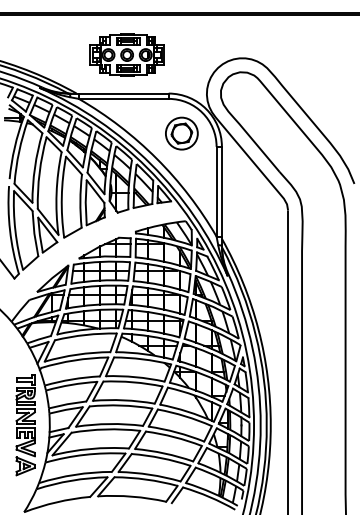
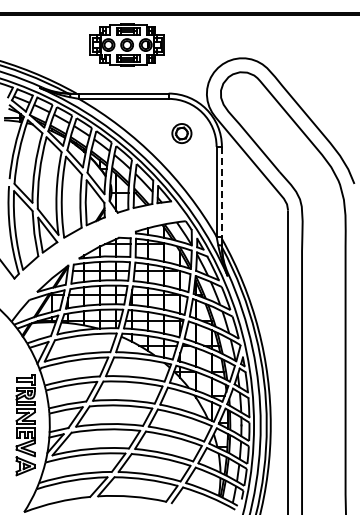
part position: (126, 54) -> (126, 44) (126, 44)
part size: 34x35 px -> 22x21 px (181, 133)
line: solid -> dashed (221, 191)
